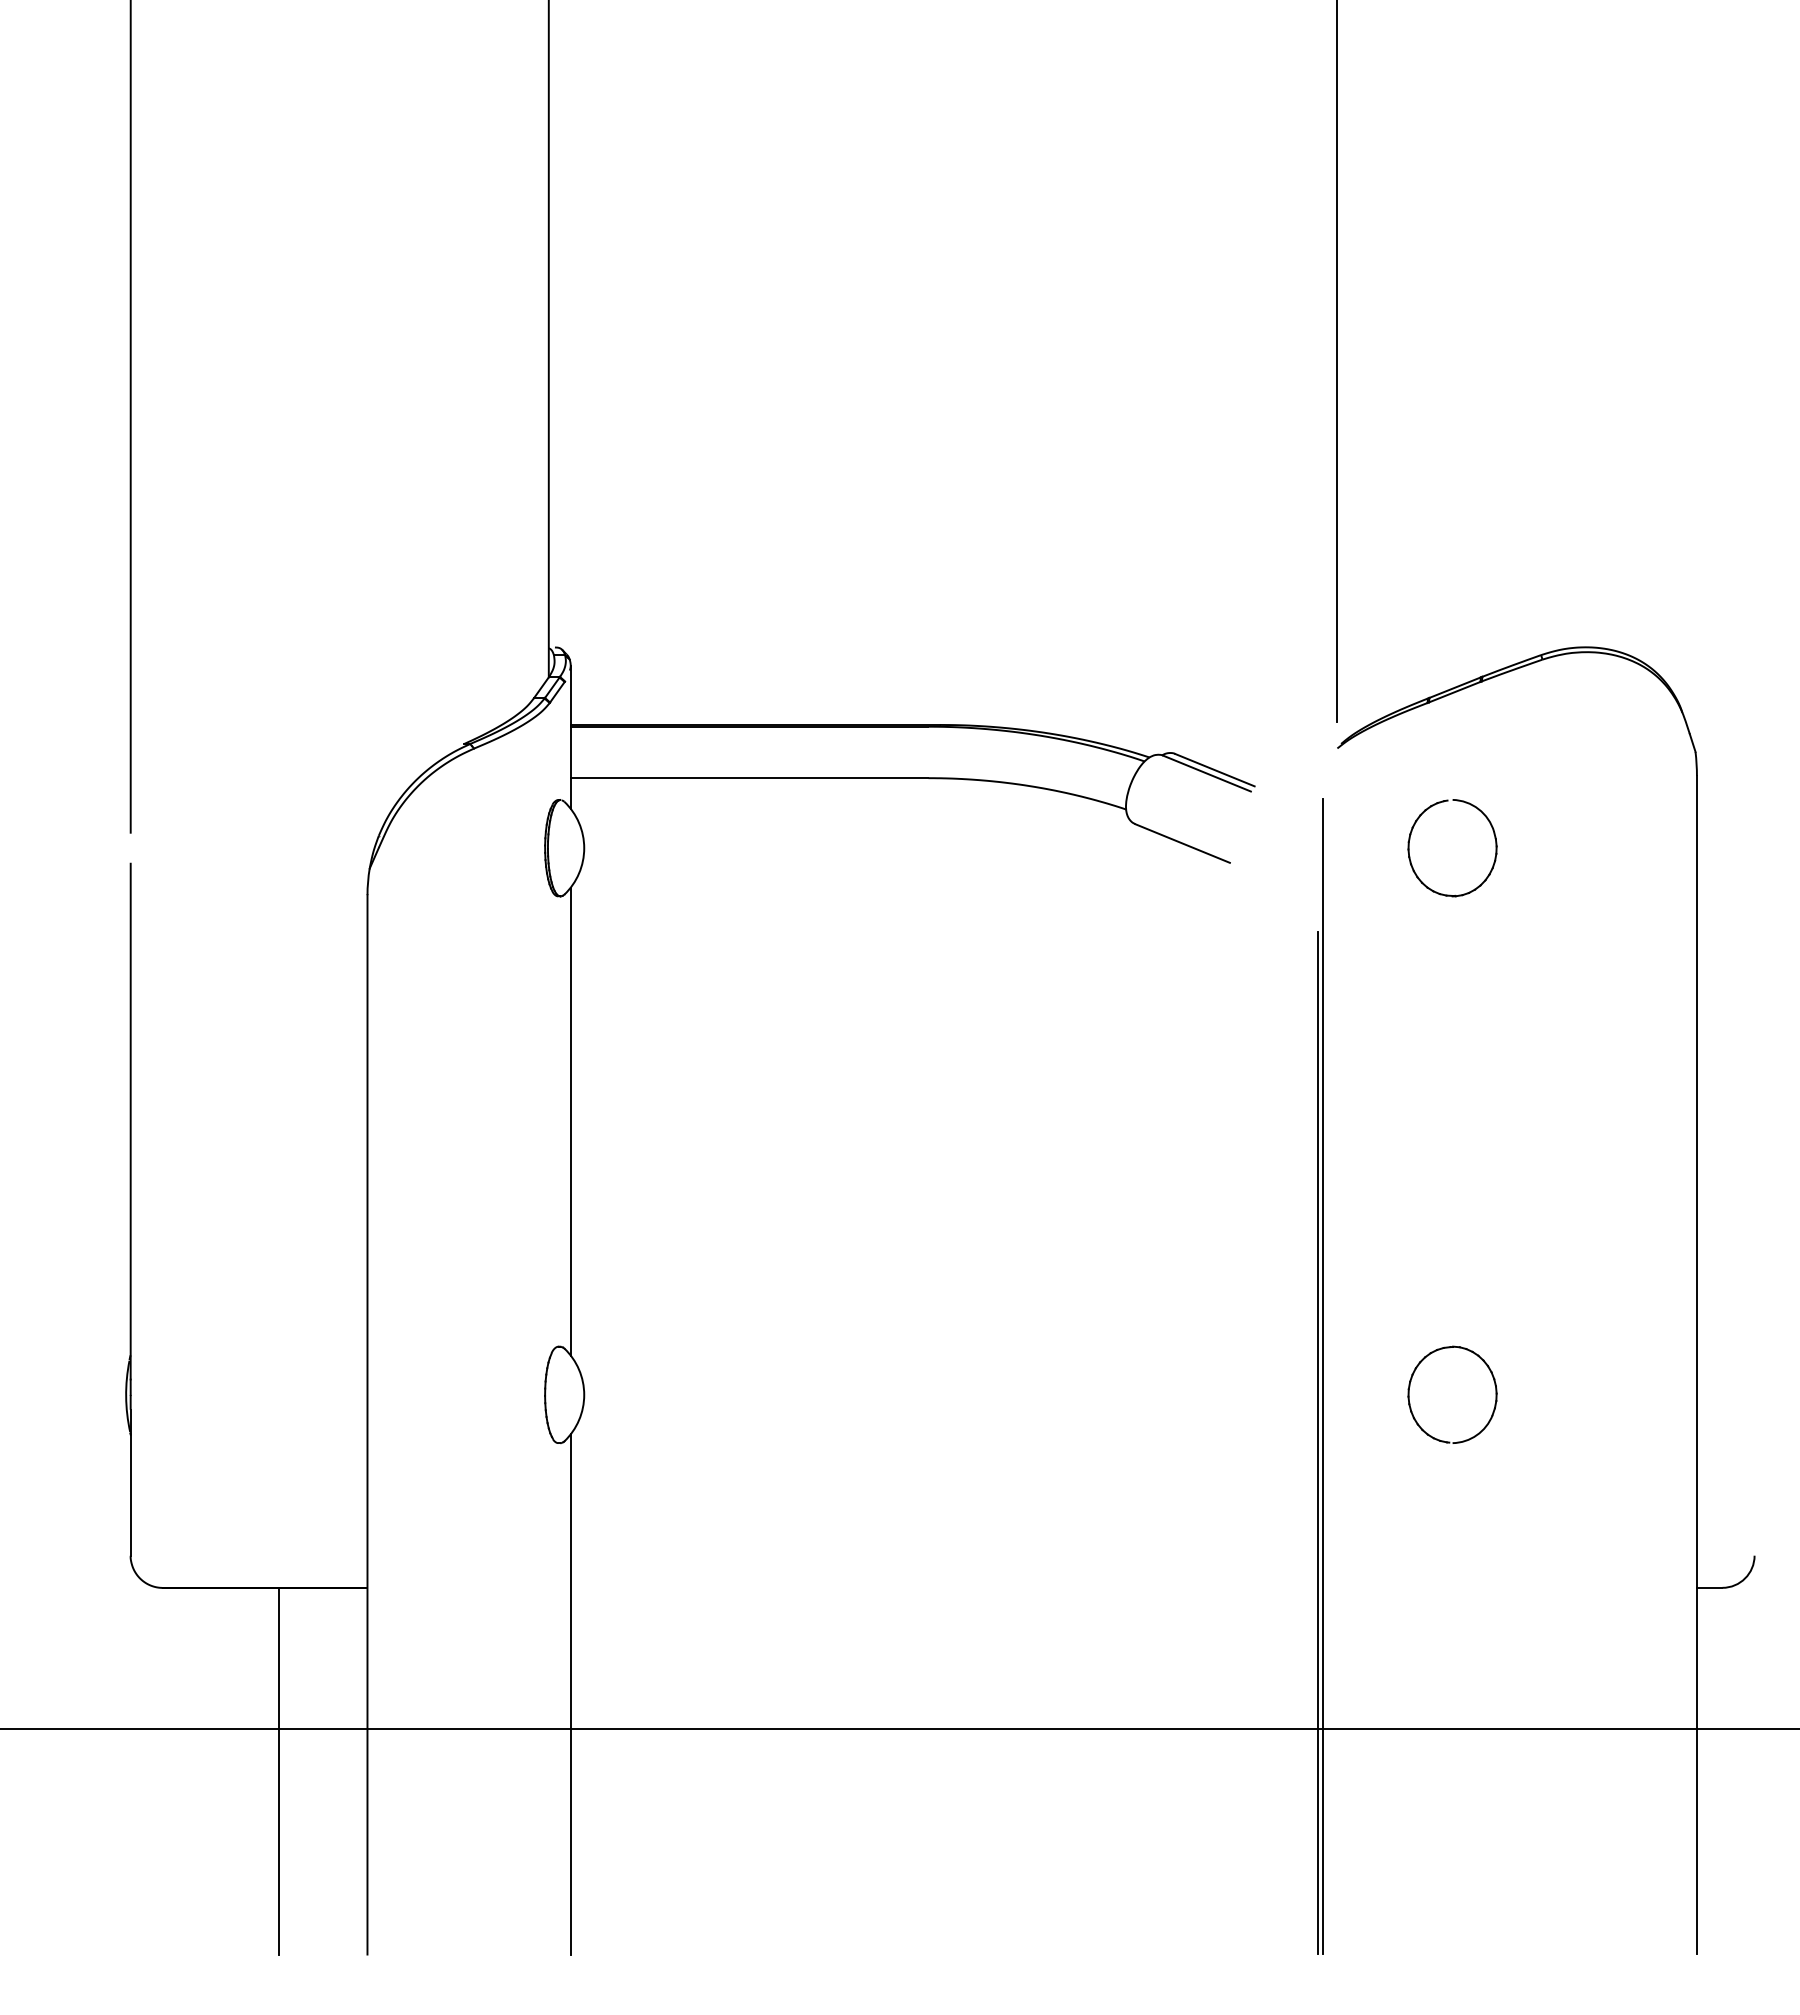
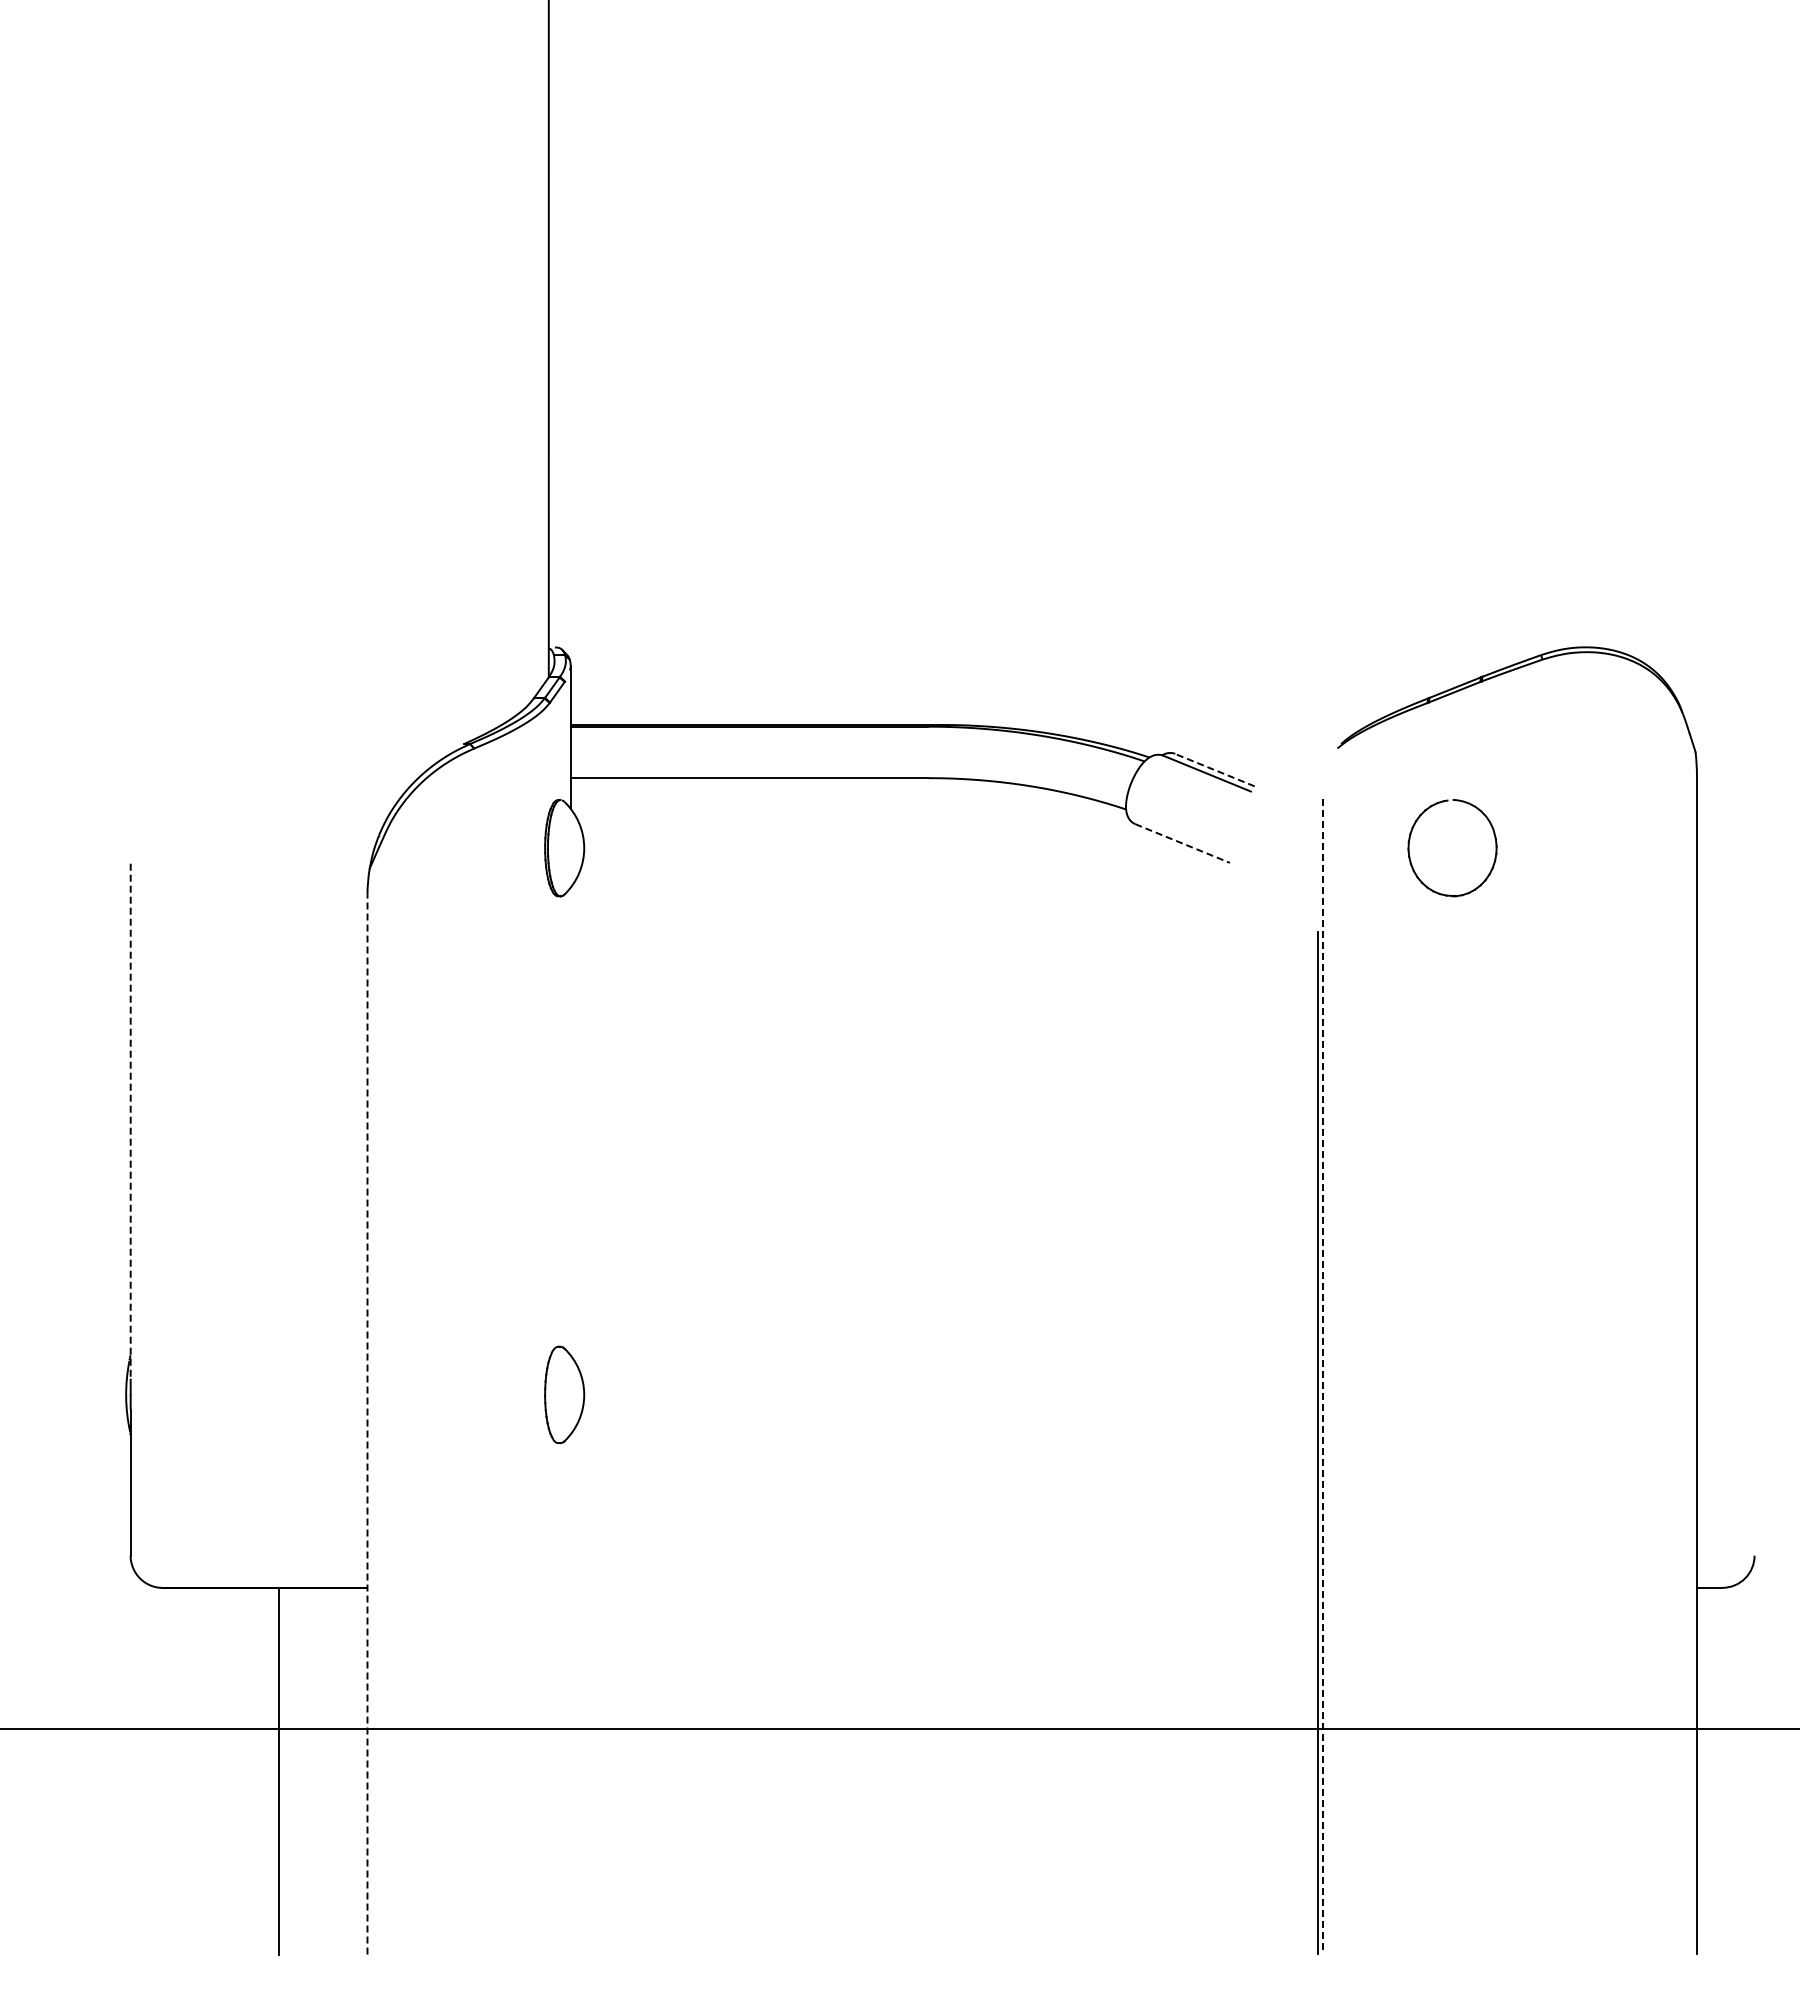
line: present -> none (1336, 362)
line: present -> none (130, 417)
line: solid -> dashed (1214, 770)
line: solid -> dashed (1183, 843)
line: solid -> dashed (130, 1121)
line: present -> none (570, 1121)
line: solid -> dashed (1322, 1376)
part: present -> none (1410, 1386)
line: solid -> dashed (367, 1424)
line: present -> none (570, 1694)
